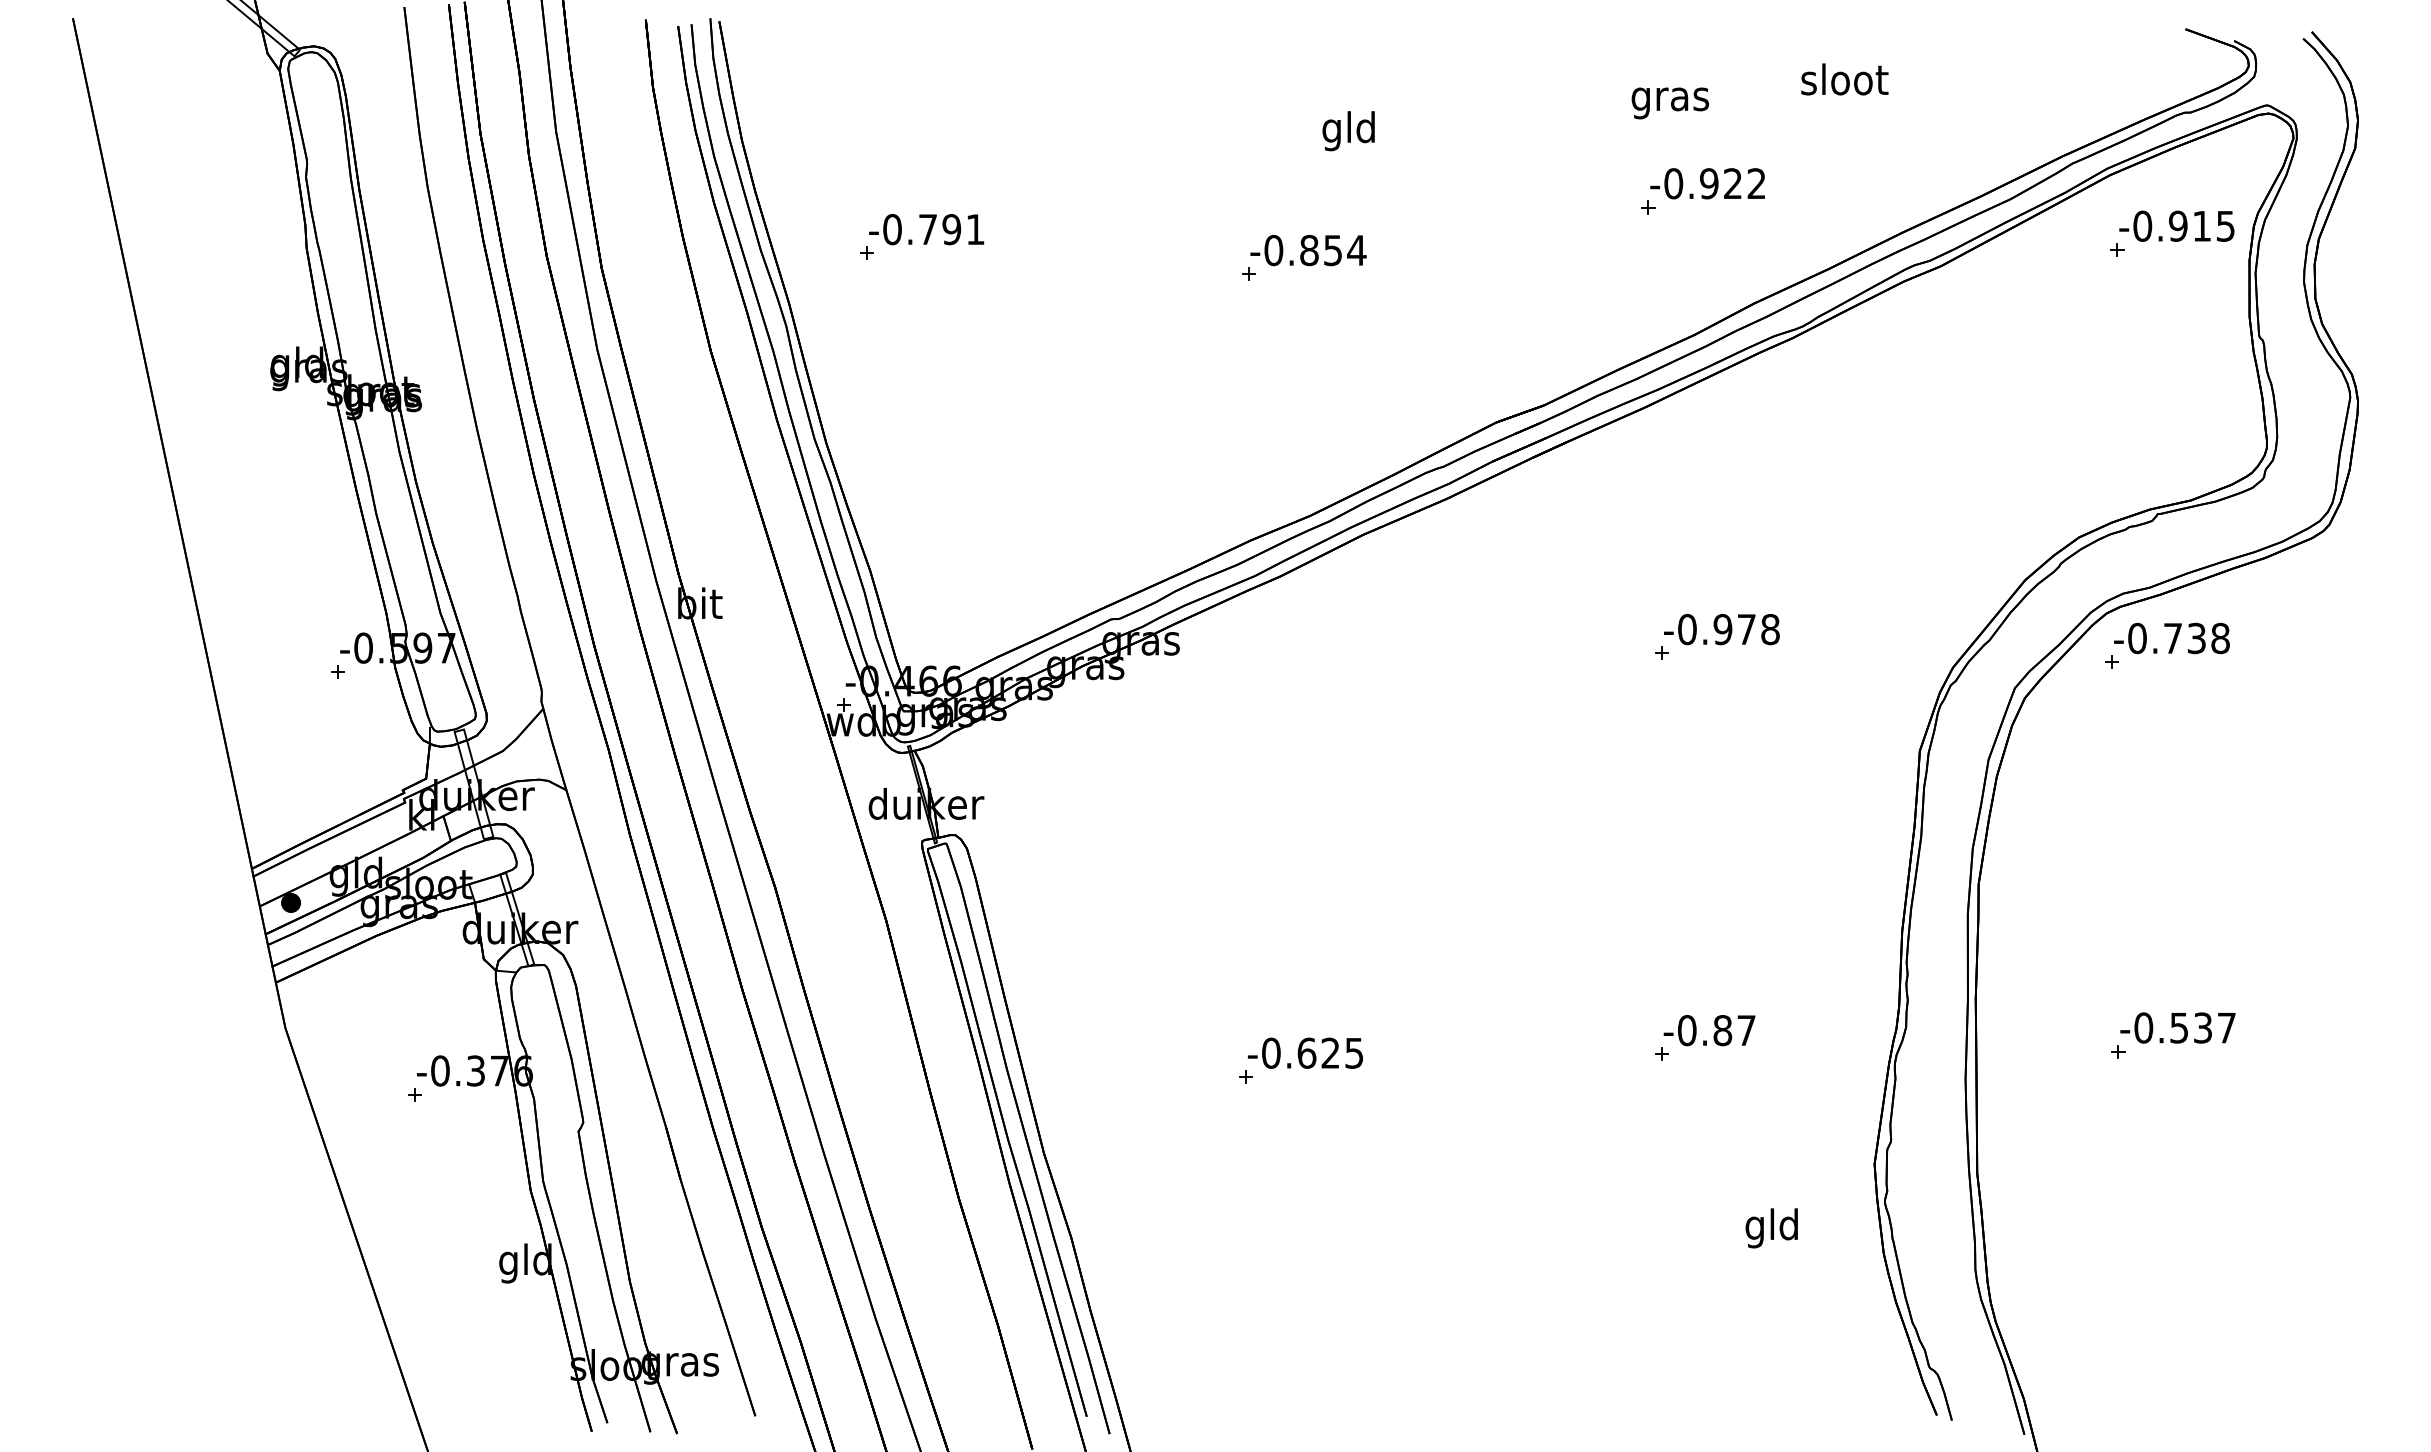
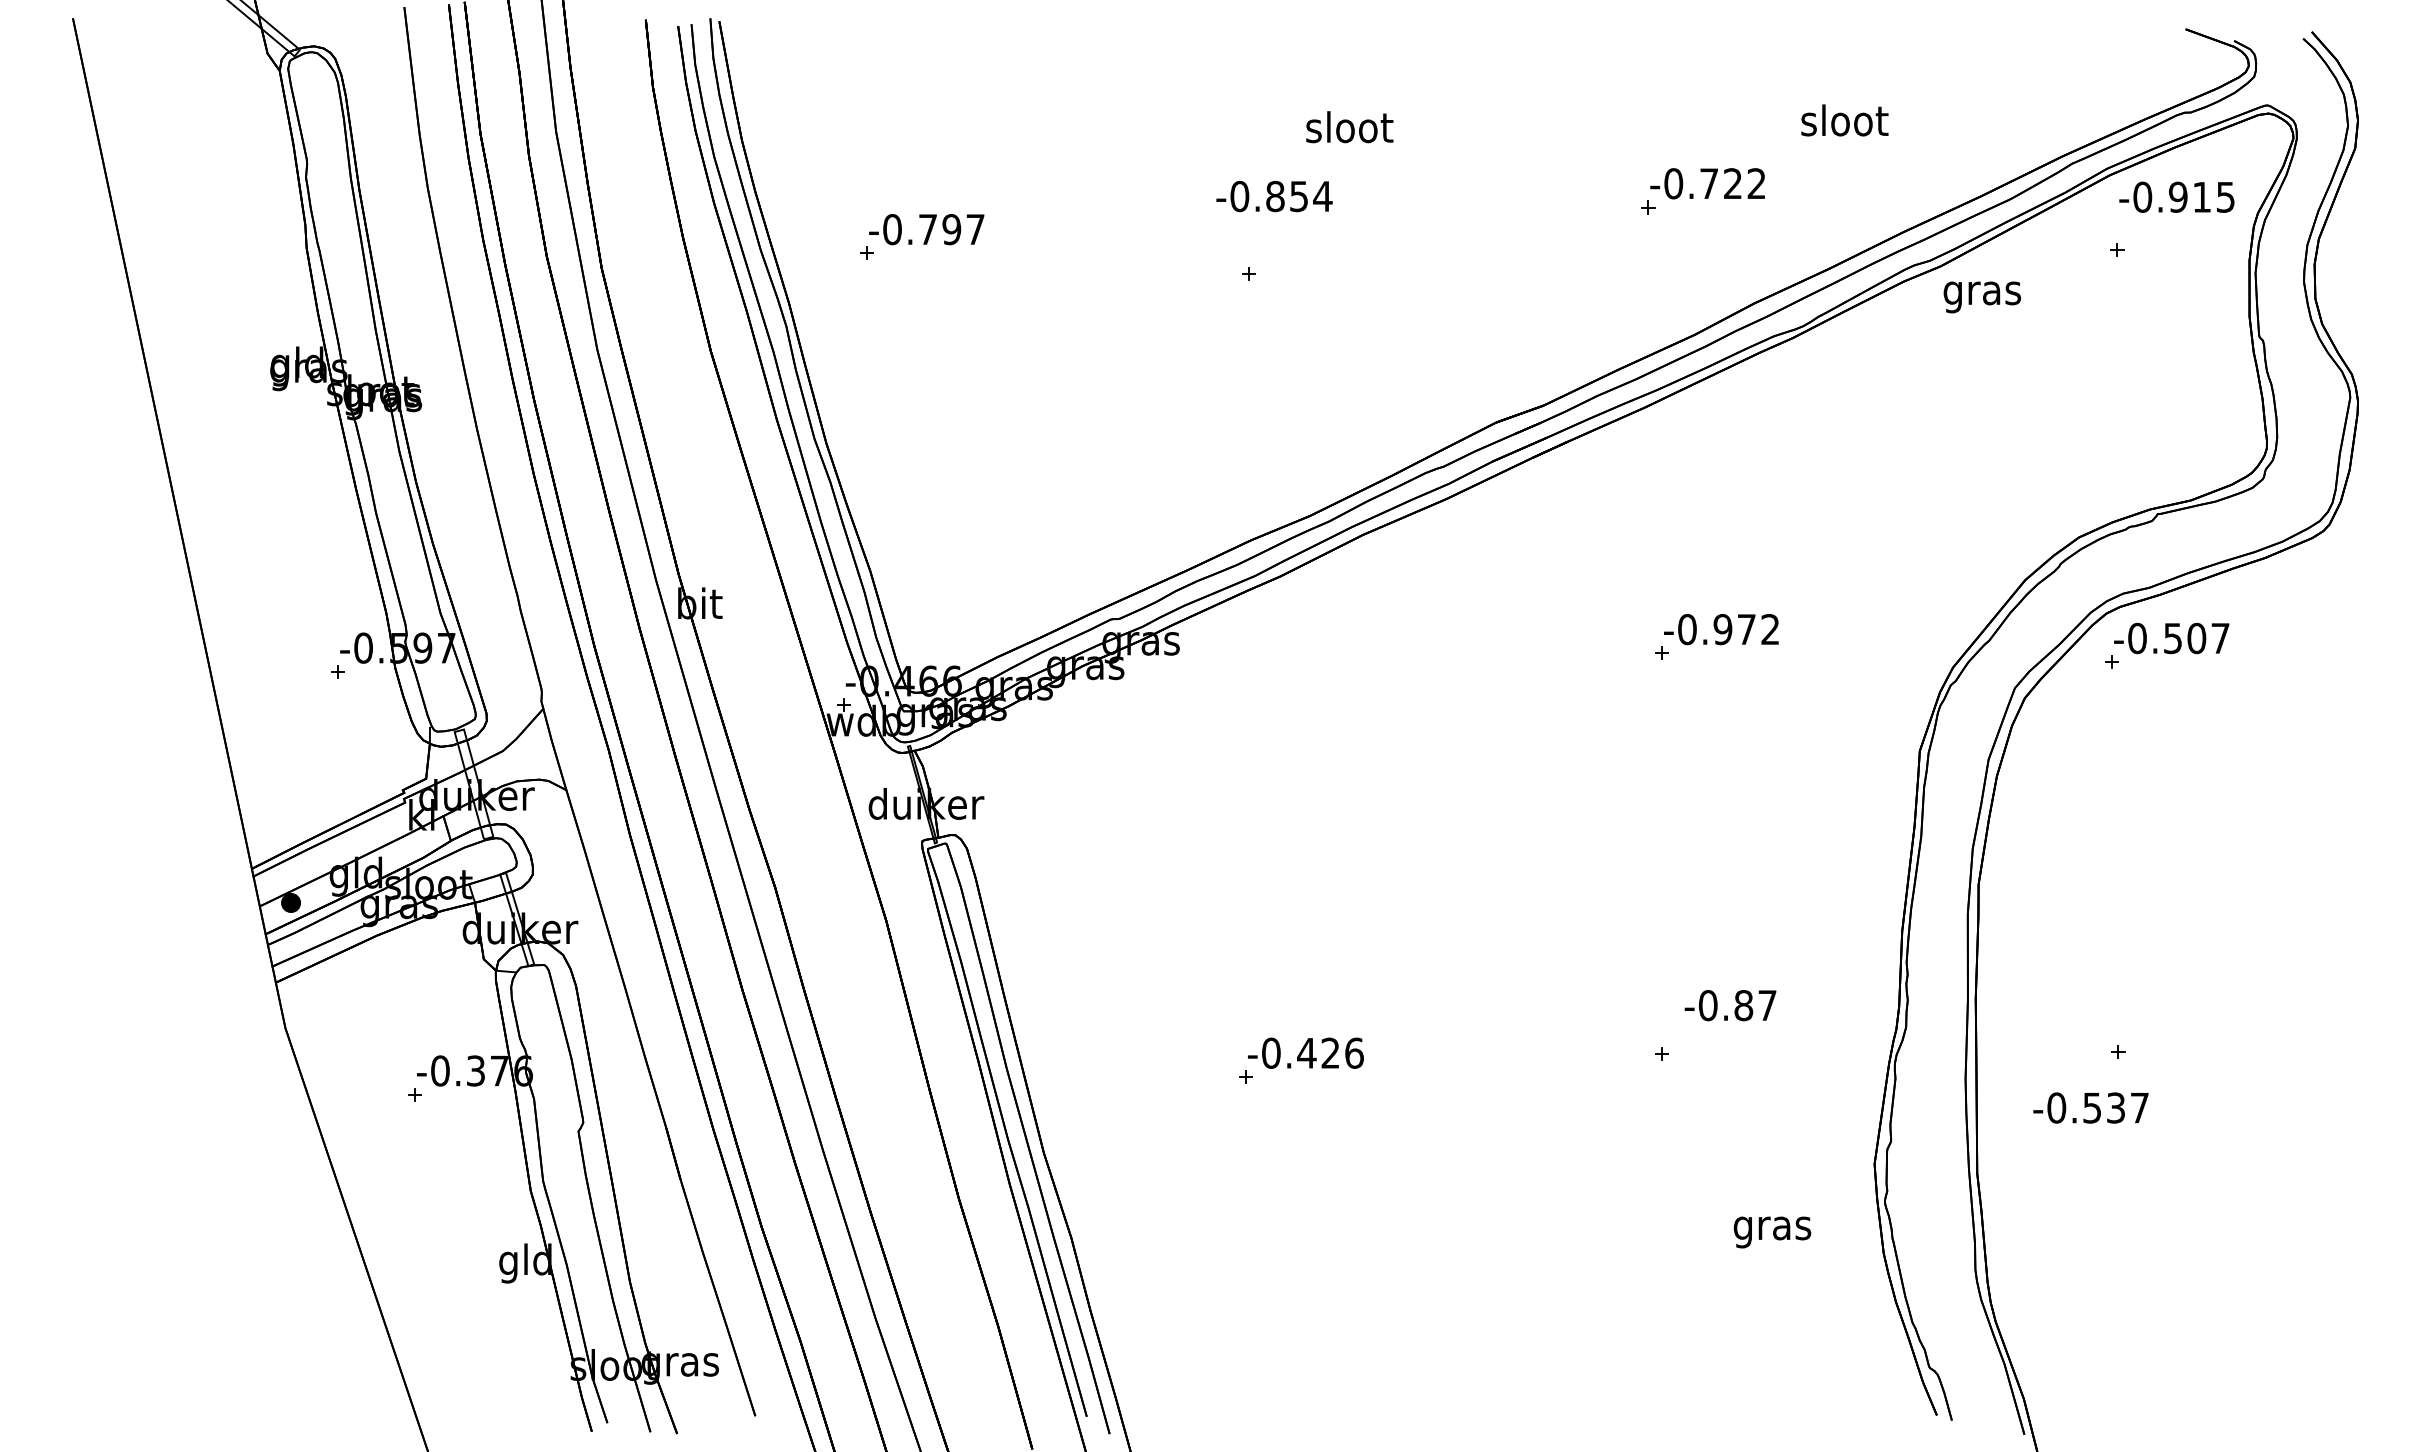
text position: (1844, 79) -> (1844, 120) (1844, 120)
text position: (1670, 103) -> (1982, 297) (1982, 297)
text: gld -> sloot (1349, 131)
text: -0.922 -> -0.722 (1708, 183)
text position: (2176, 225) -> (2176, 196) (2176, 196)
text: -0.791 -> -0.797 (975, 229)
text position: (1308, 250) -> (1274, 196) (1274, 196)
text: -0.978 -> -0.972 (1770, 629)
text: -0.738 -> -0.507 (2196, 638)
text position: (2177, 1027) -> (2090, 1107) (2090, 1107)
text position: (1709, 1030) -> (1730, 1005) (1730, 1005)
text: -0.625 -> -0.426 (1330, 1052)
text: gld -> gras (1772, 1228)
